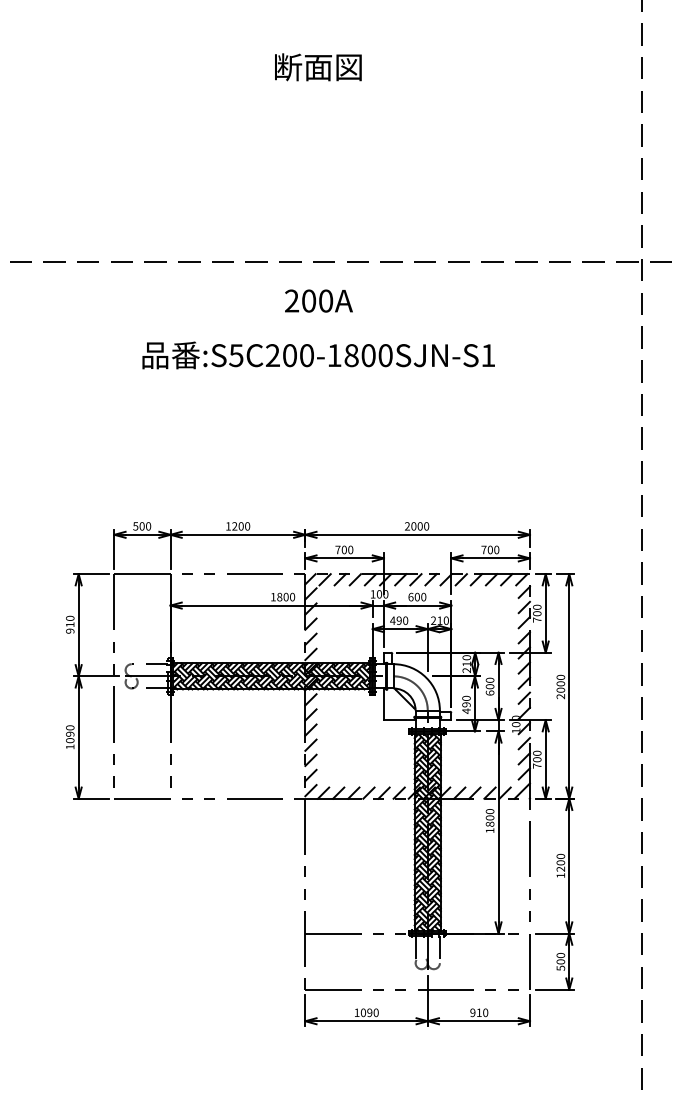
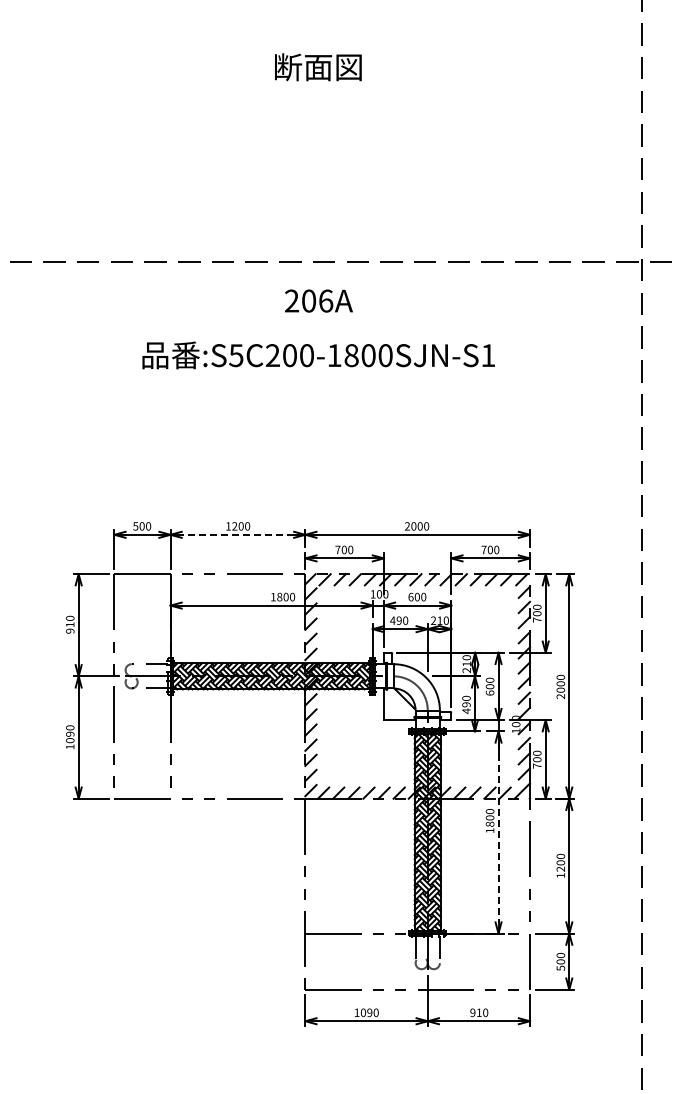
text: 200A -> 206A (326, 300)
line: solid -> dashed (237, 534)
line: solid -> dashed (498, 832)
